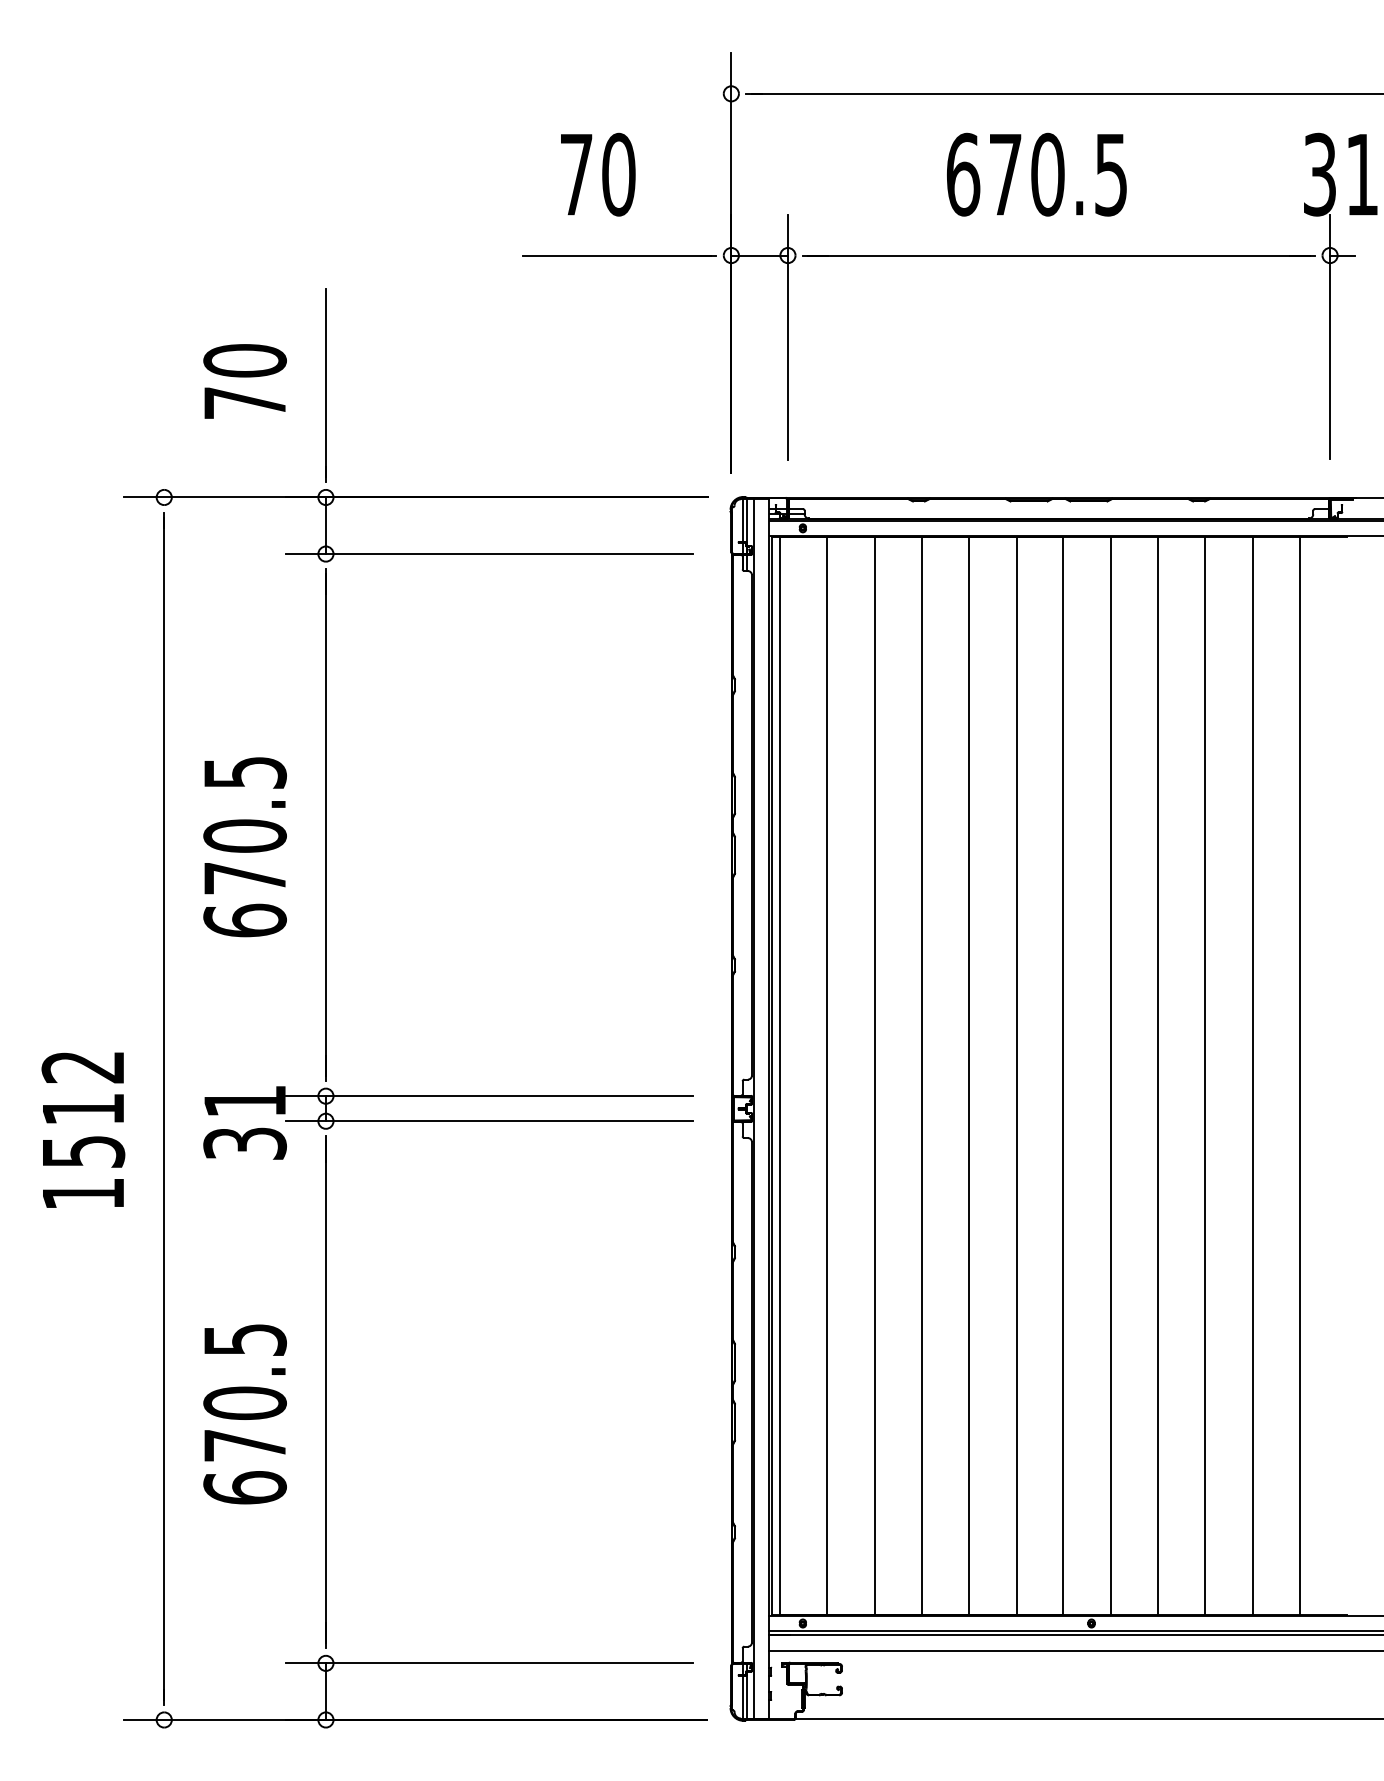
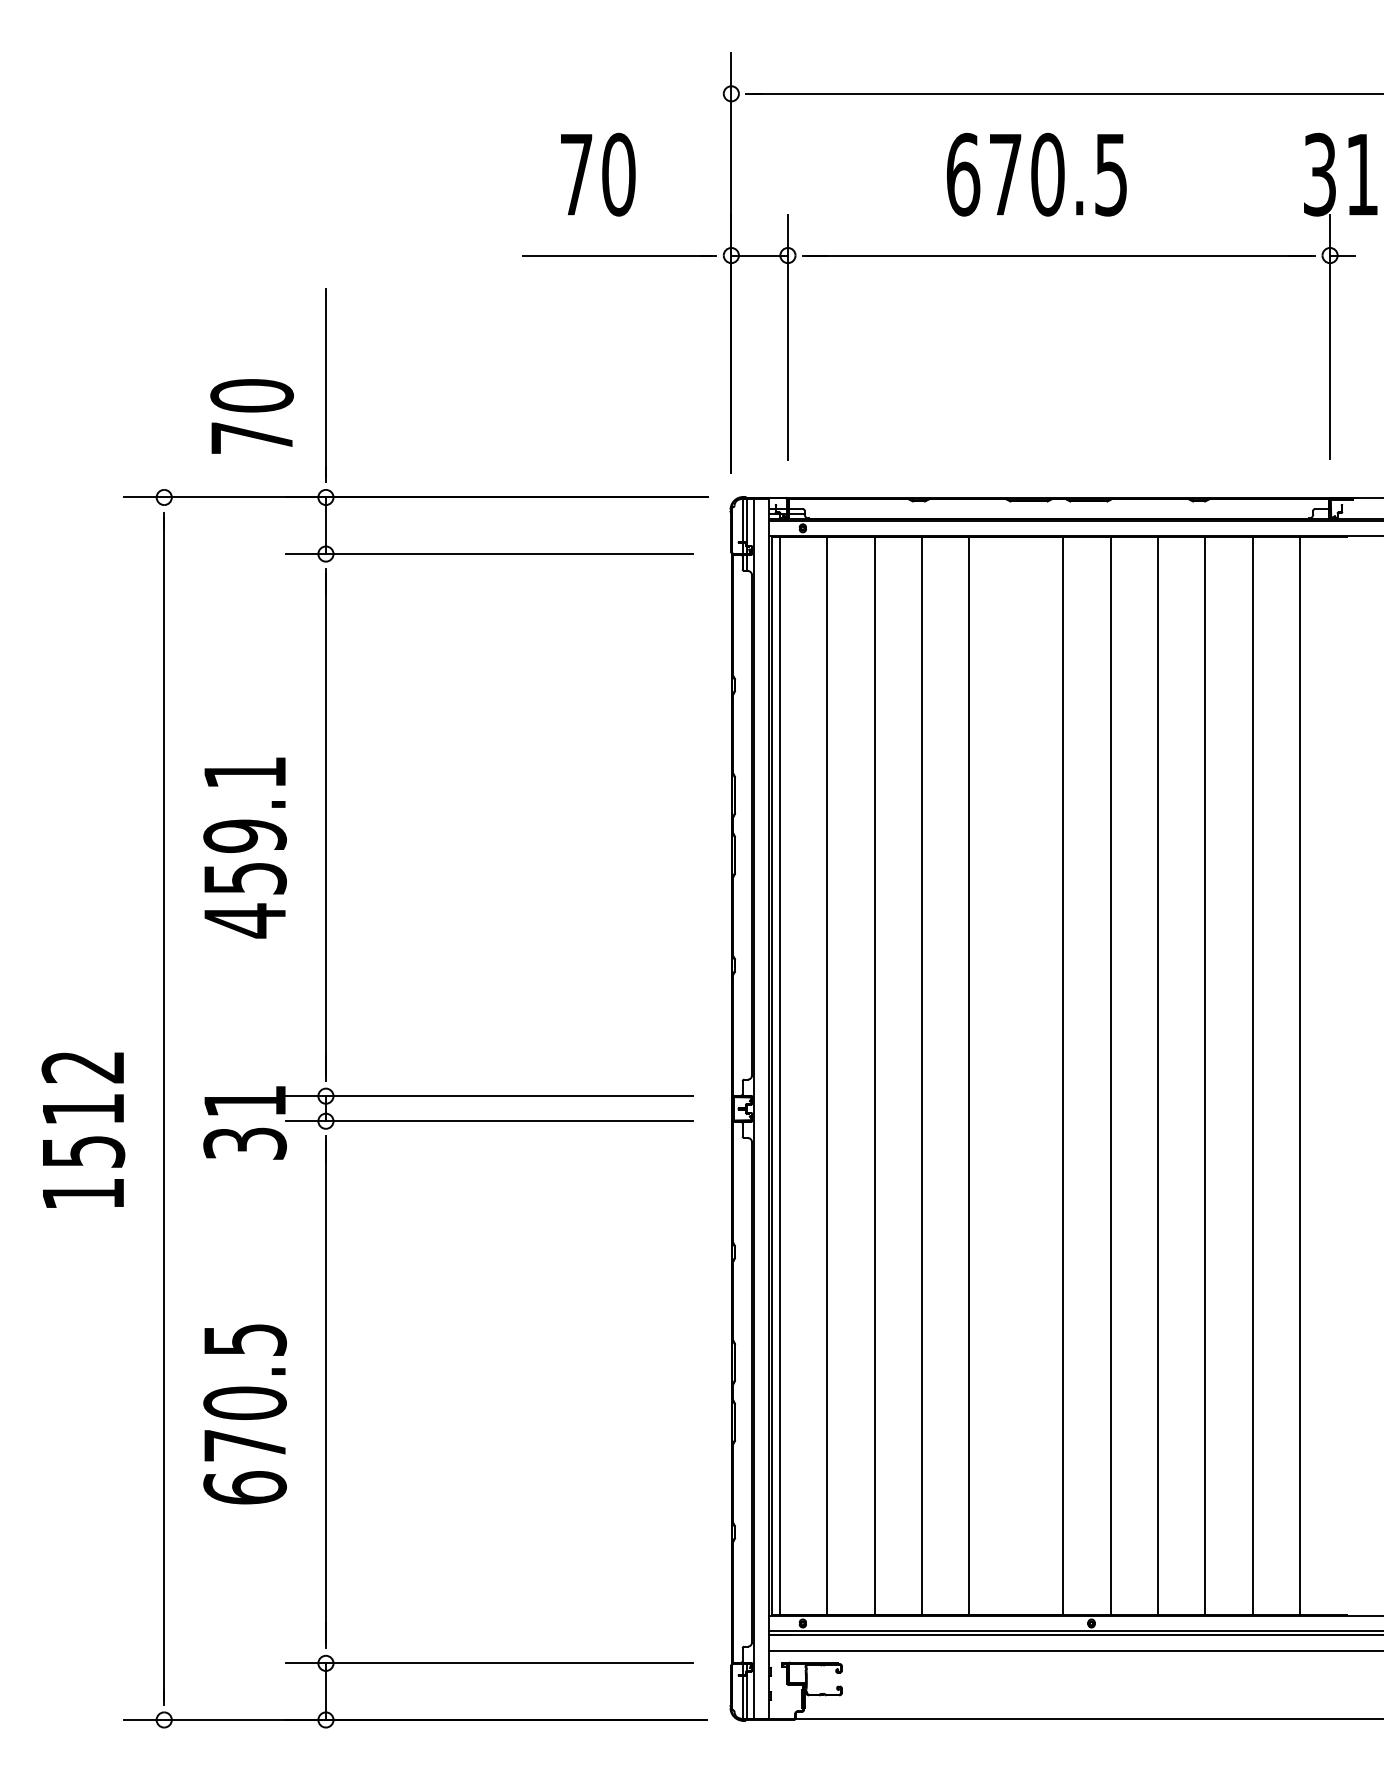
text position: (244, 381) -> (251, 416) (251, 416)
text: 670.5 -> 459.1 (244, 847)
line: present -> none (1016, 1075)
